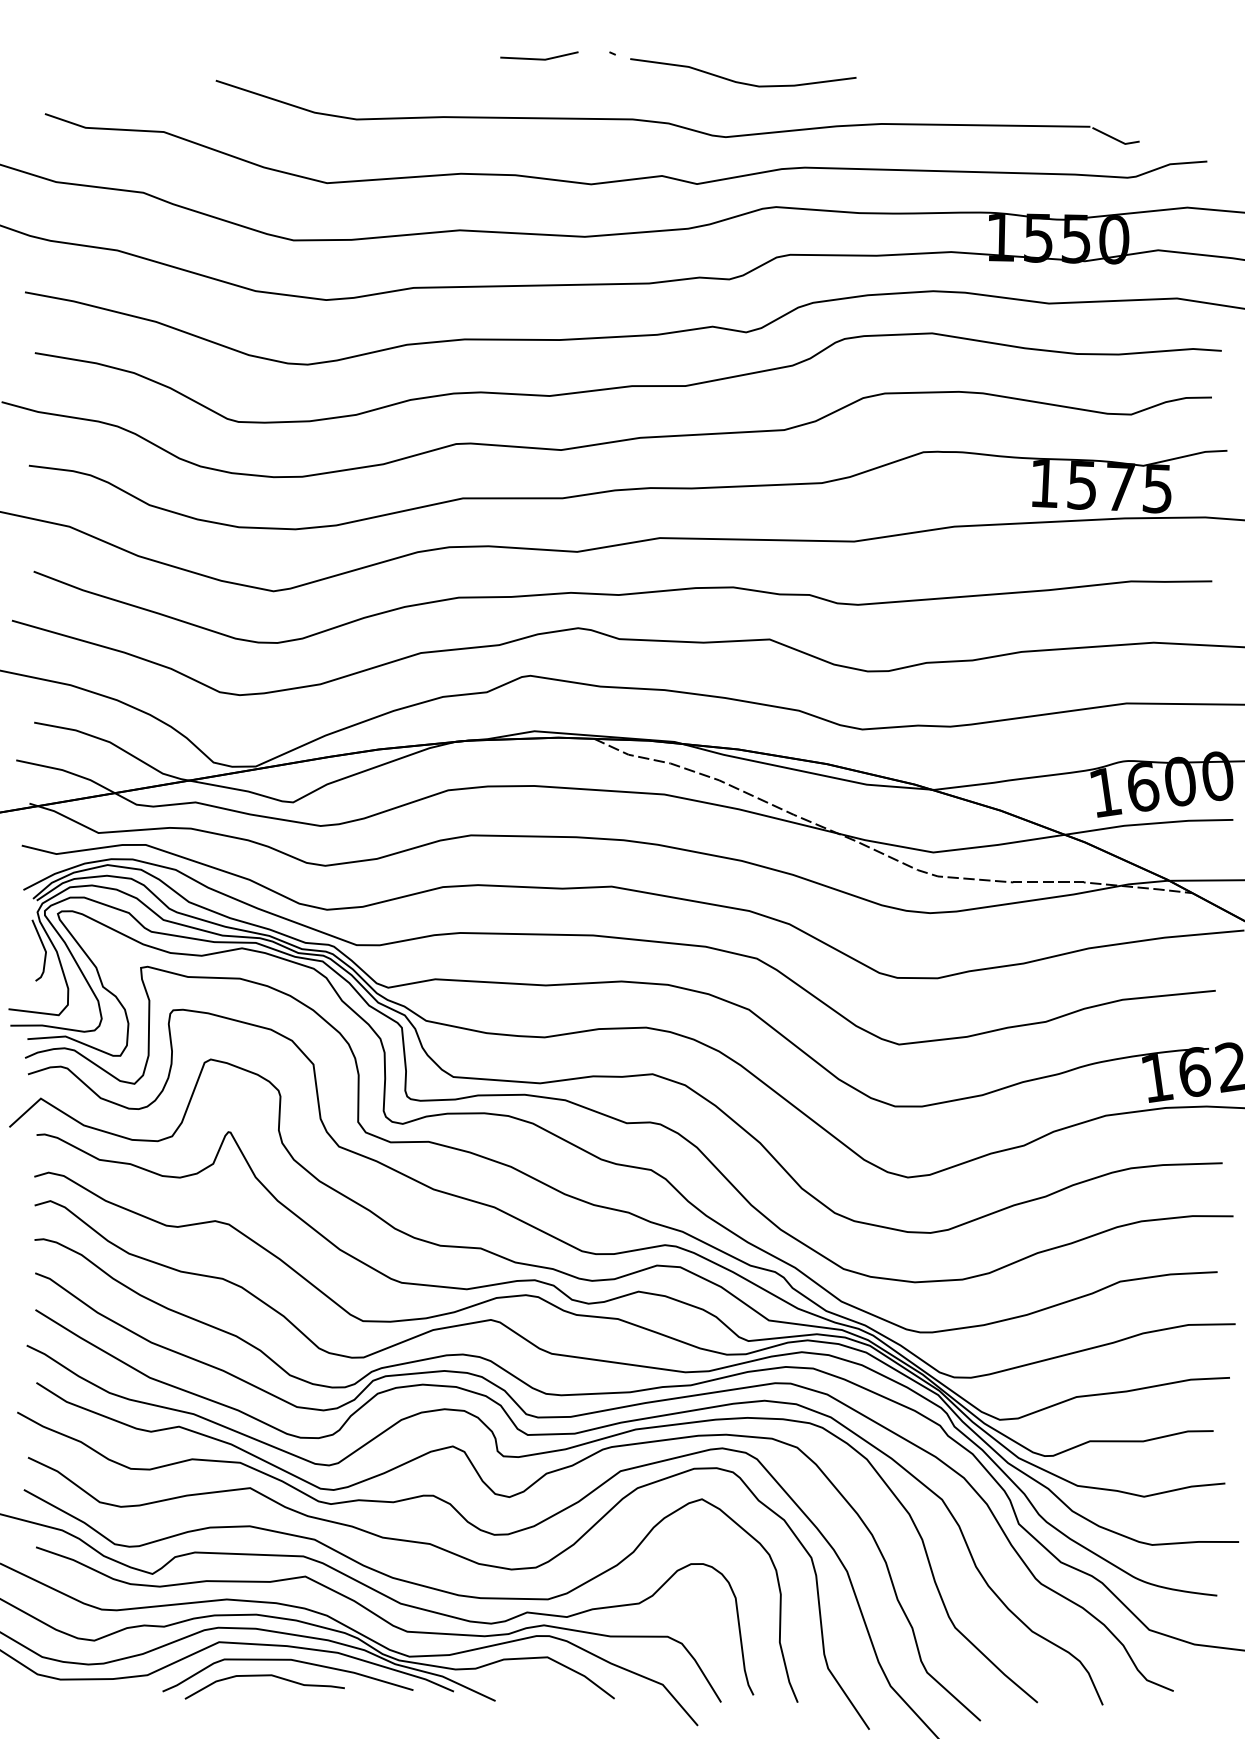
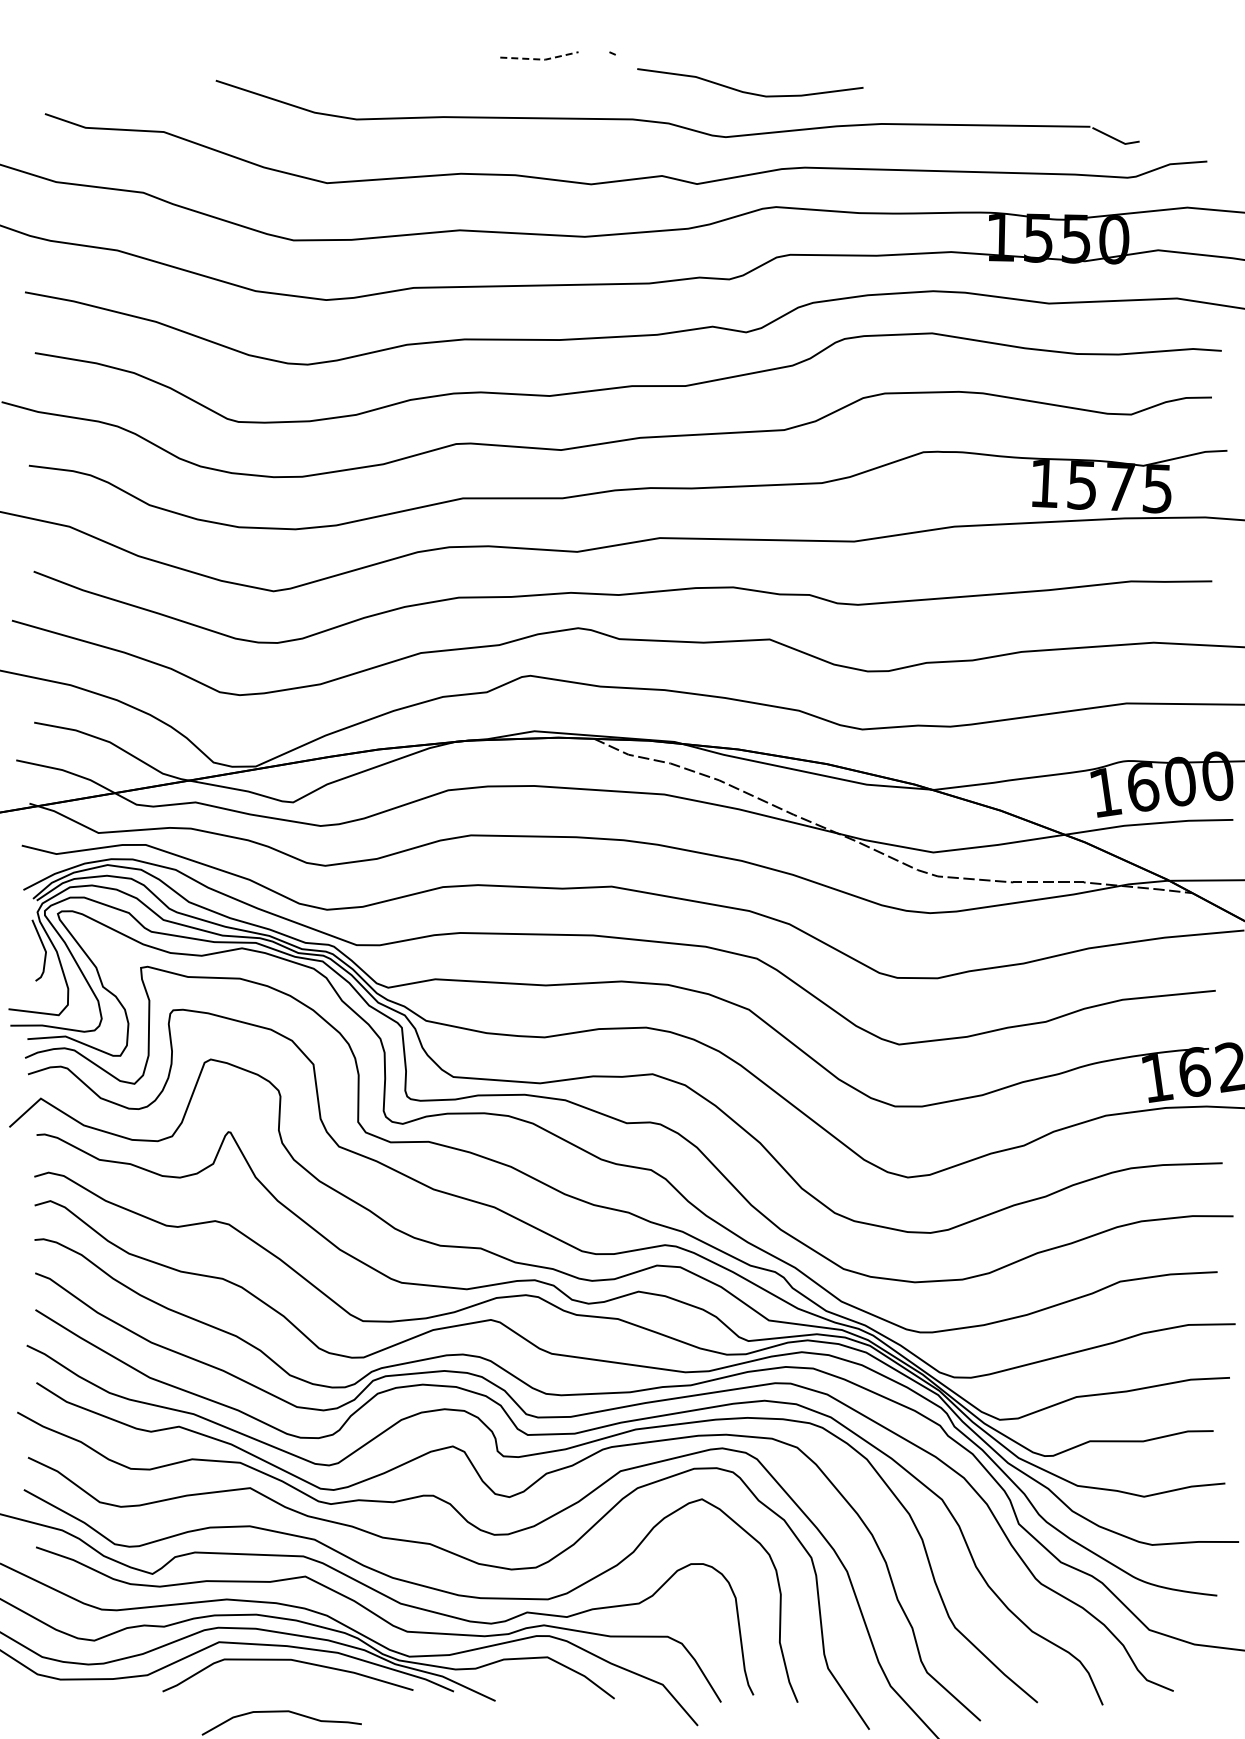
line: solid -> dashed (541, 59)
curve position: (739, 81) -> (746, 91) (746, 91)
curve position: (264, 1676) -> (281, 1712) (281, 1712)
